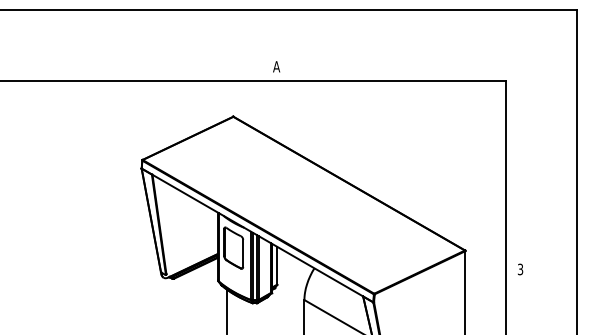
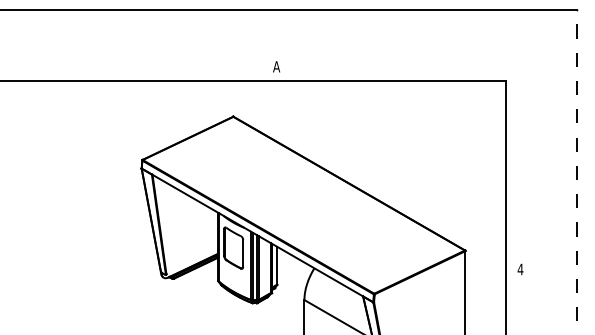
line: solid -> dashed (577, 172)
text: 3 -> 4 (520, 269)
line: present -> none (227, 310)
